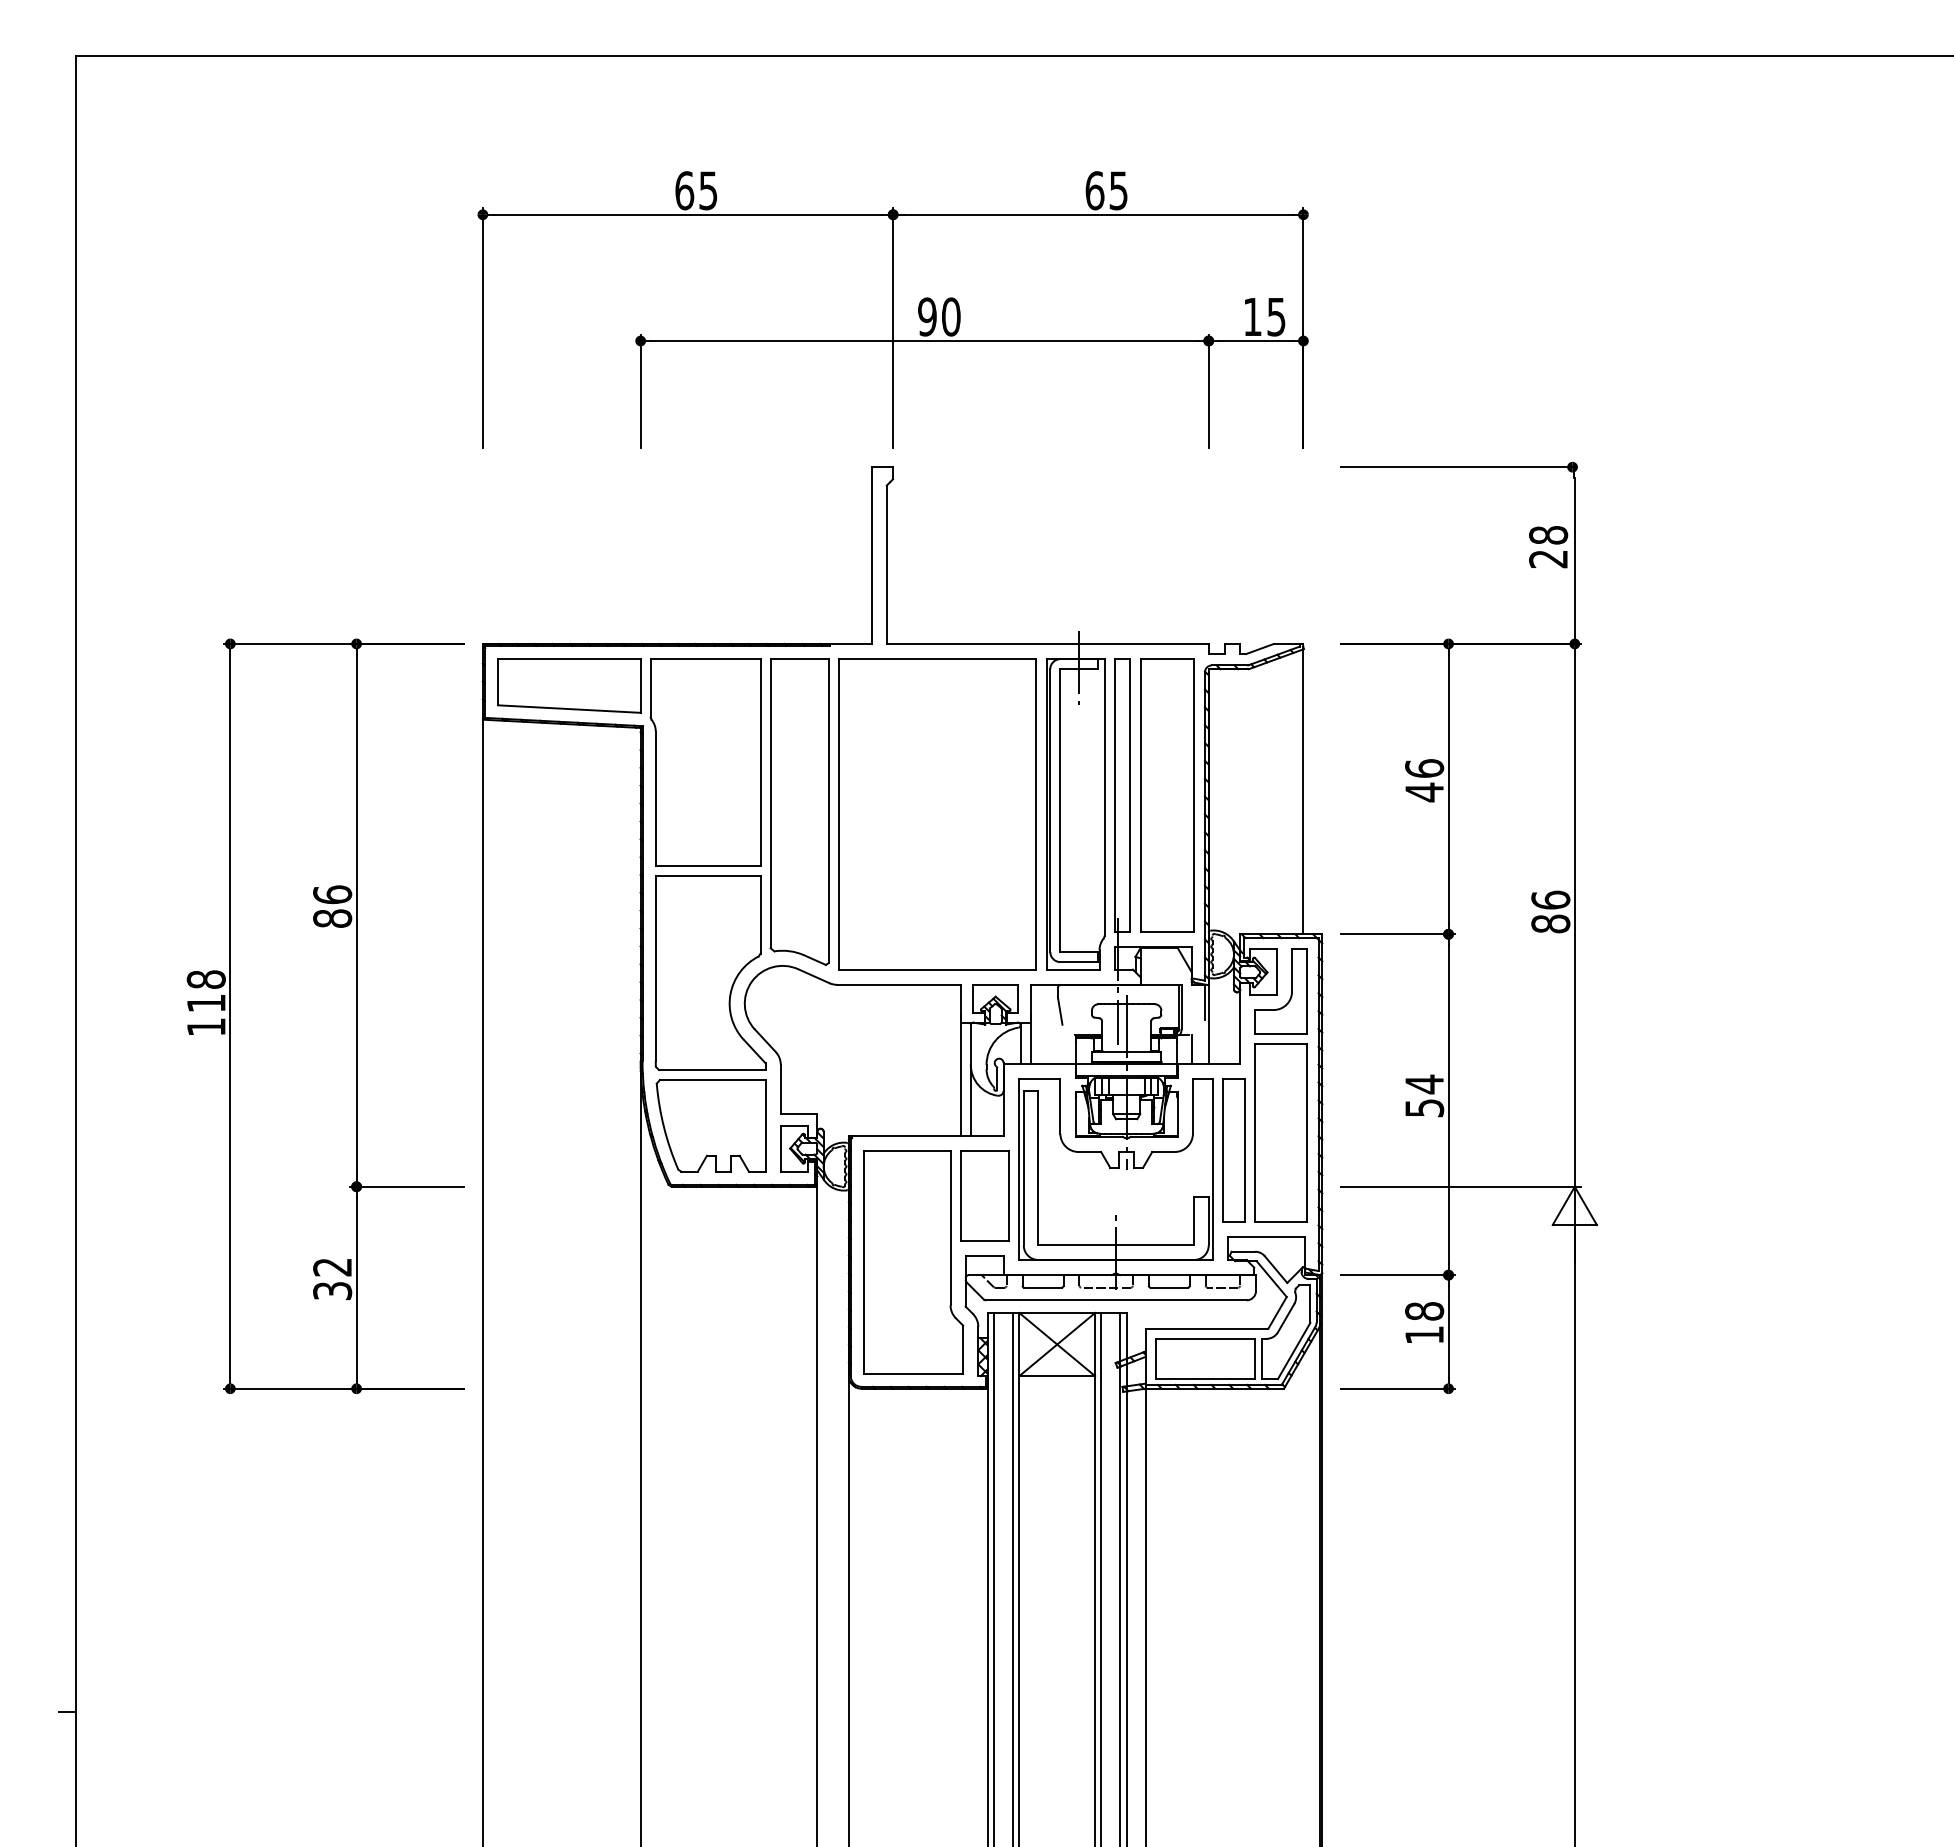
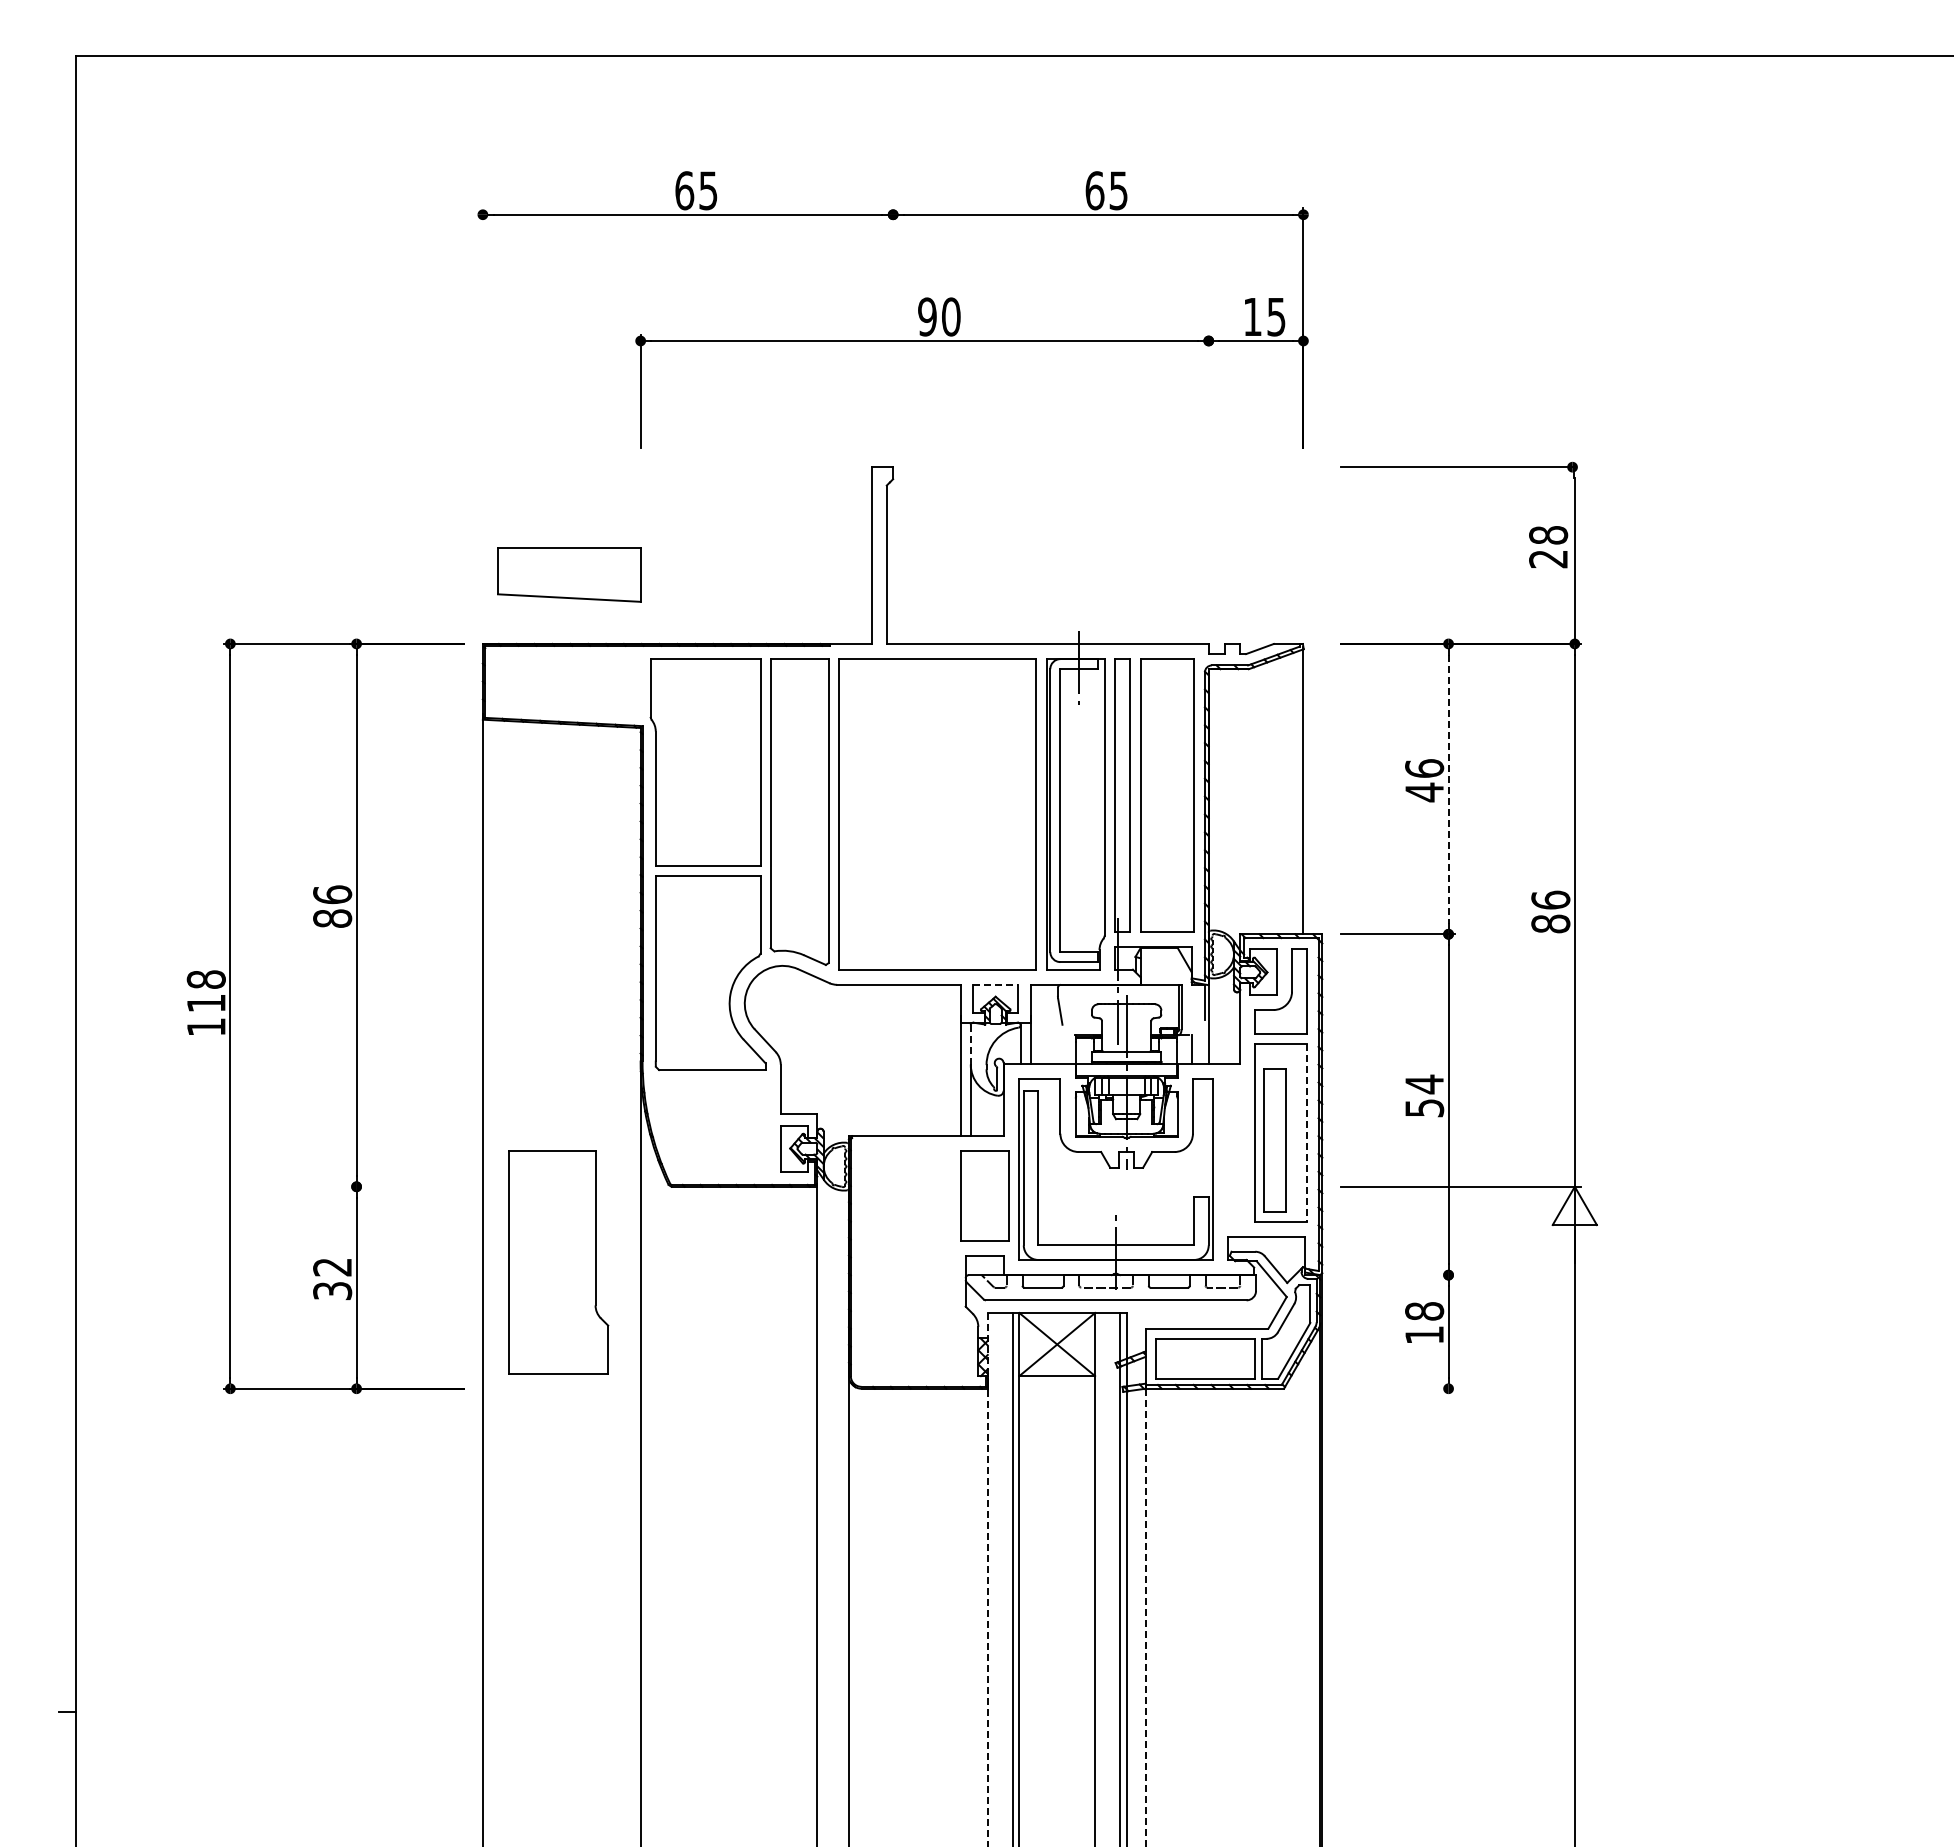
line: present -> none (482, 328)
line: present -> none (893, 328)
line: present -> none (1208, 391)
part position: (569, 685) -> (569, 574) (569, 574)
line: solid -> dashed (1448, 789)
line: solid -> dashed (996, 984)
line: solid -> dashed (970, 1044)
part: present -> none (710, 1125)
line: solid -> dashed (1307, 1133)
part position: (1233, 1150) -> (1274, 1140) (1274, 1140)
line: present -> none (406, 1186)
part position: (913, 1262) -> (558, 1262) (558, 1262)
line: present -> none (1397, 1275)
line: present -> none (1397, 1388)
line: present -> none (994, 1577)
line: present -> none (1101, 1577)
line: solid -> dashed (987, 1579)
line: solid -> dashed (1145, 1617)
